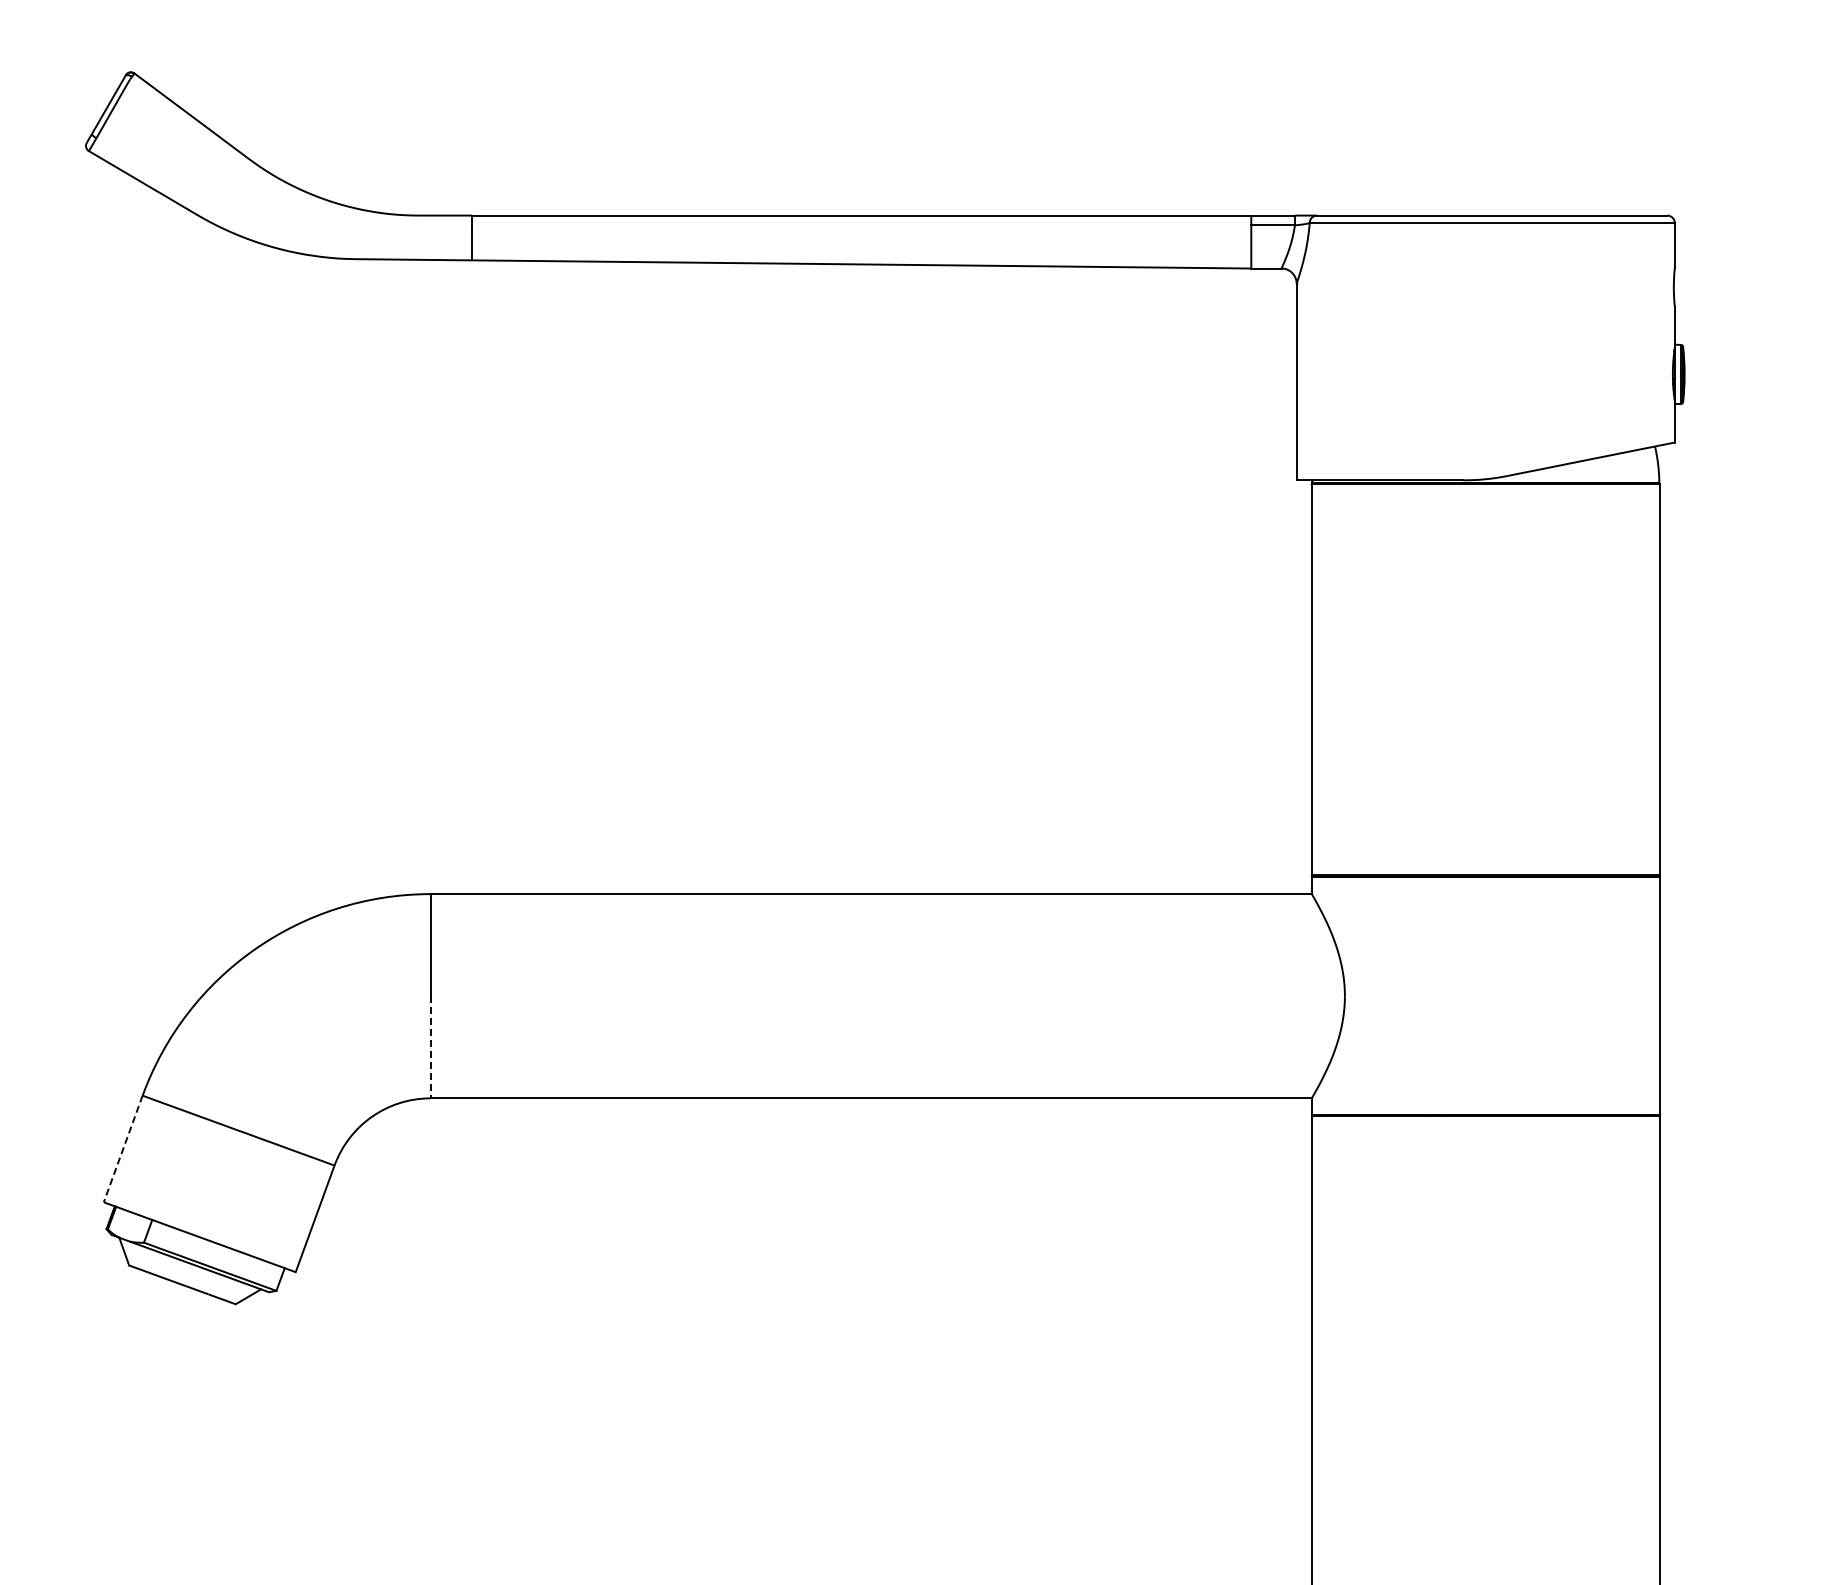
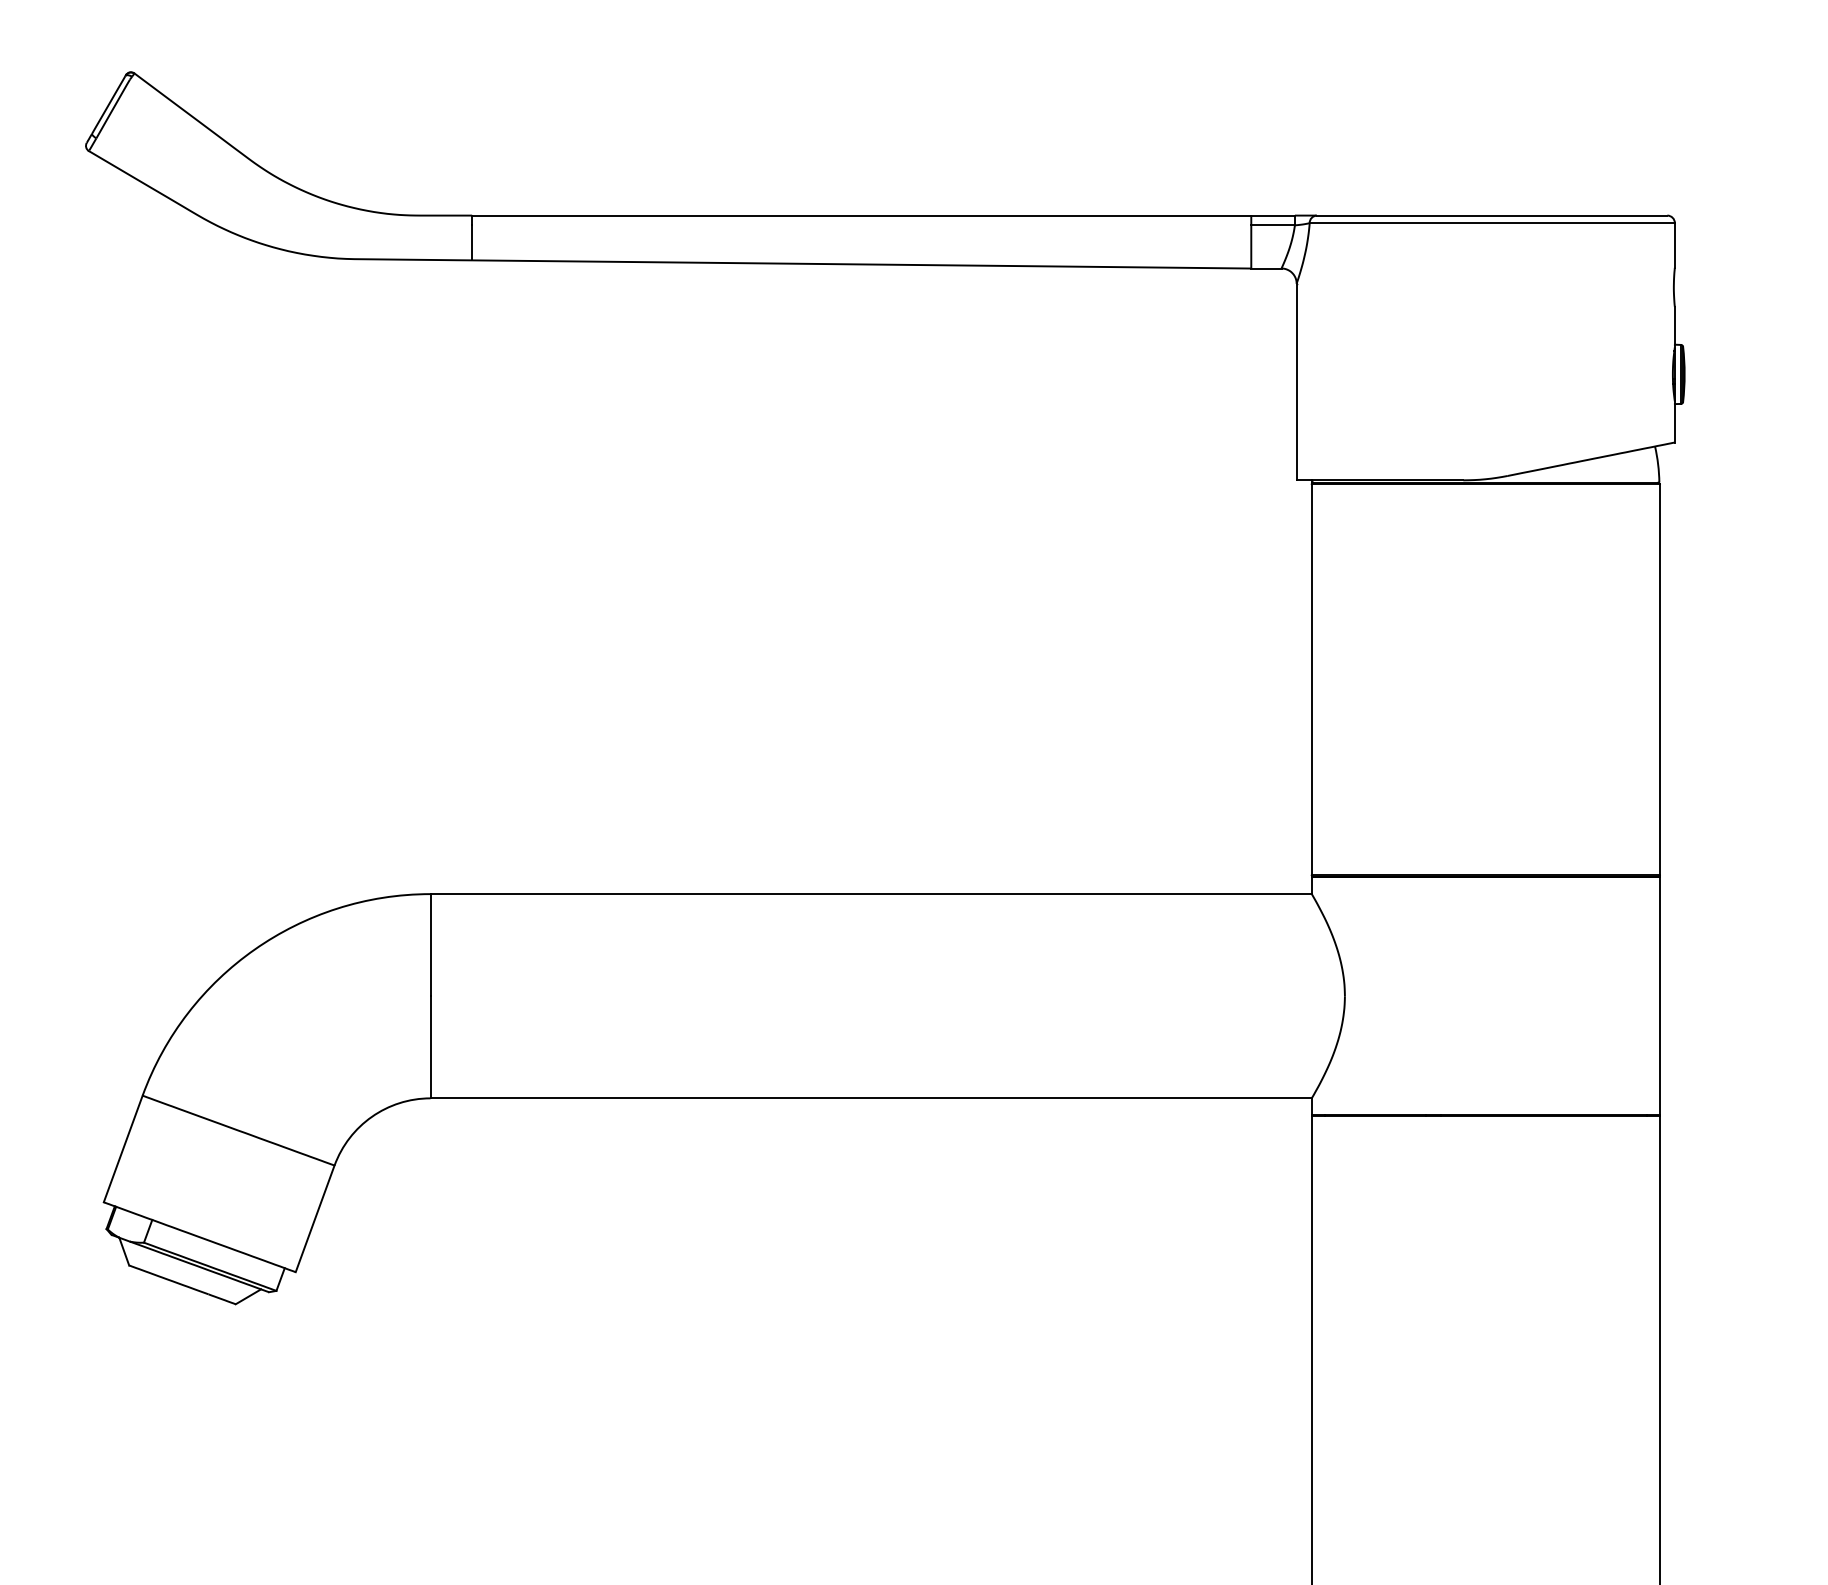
line: dashed -> solid (430, 1047)
line: dashed -> solid (123, 1149)
